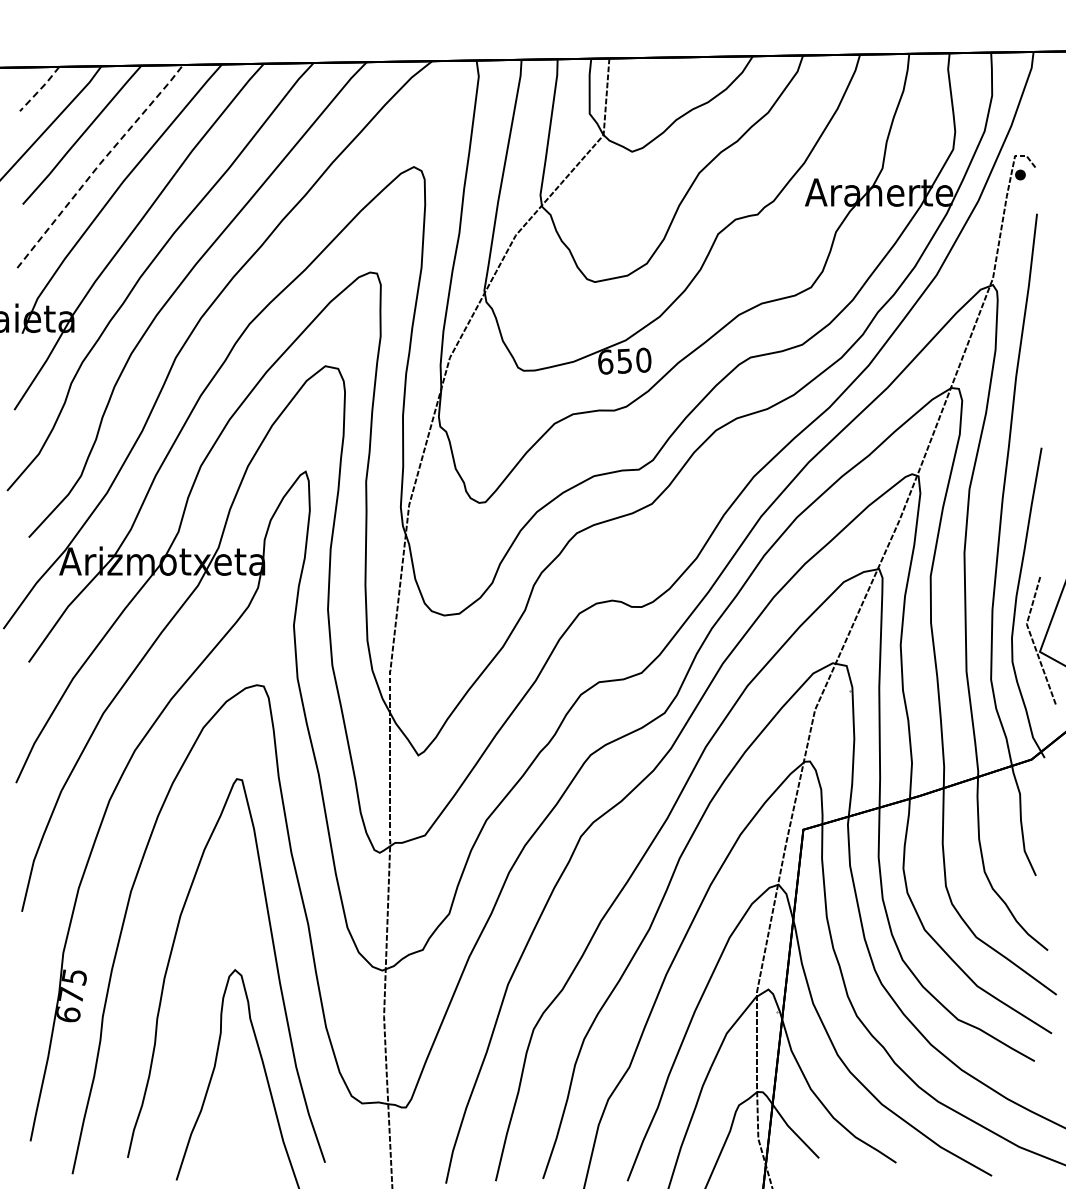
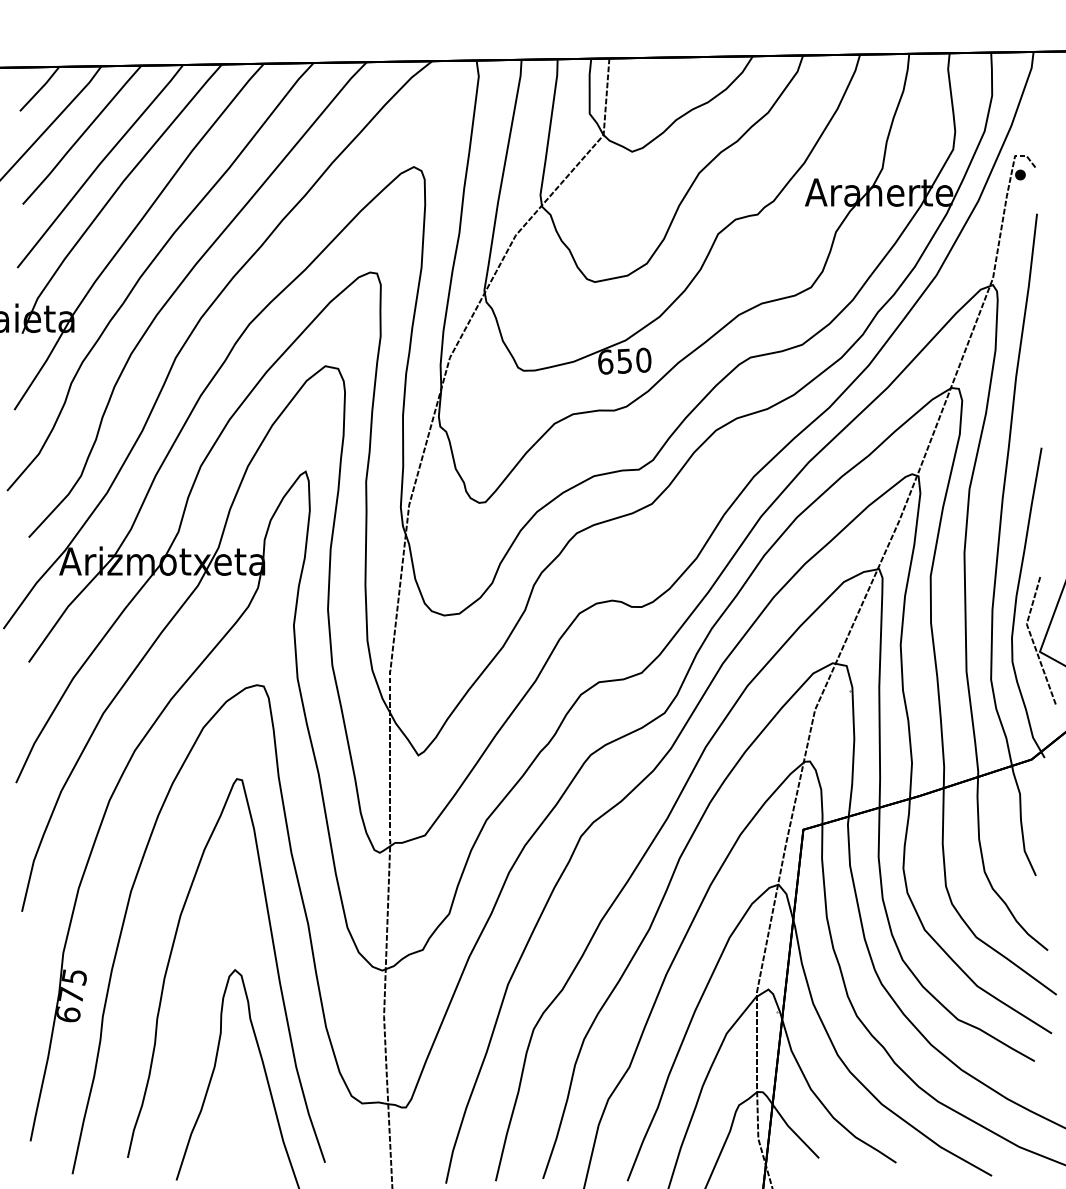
line: dashed -> solid (40, 89)
line: dashed -> solid (99, 164)
